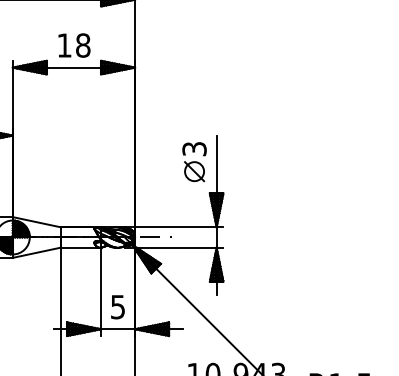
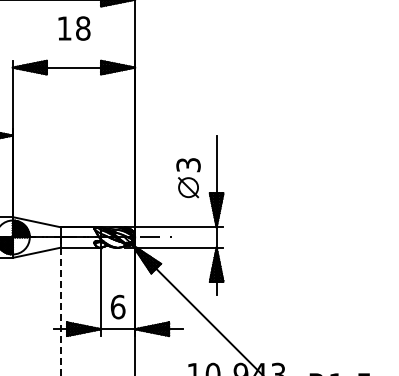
text position: (74, 45) -> (74, 28) (74, 28)
part position: (194, 162) -> (188, 178) (188, 178)
line: solid -> dashed (60, 306)
text: 5 -> 6 (117, 306)
